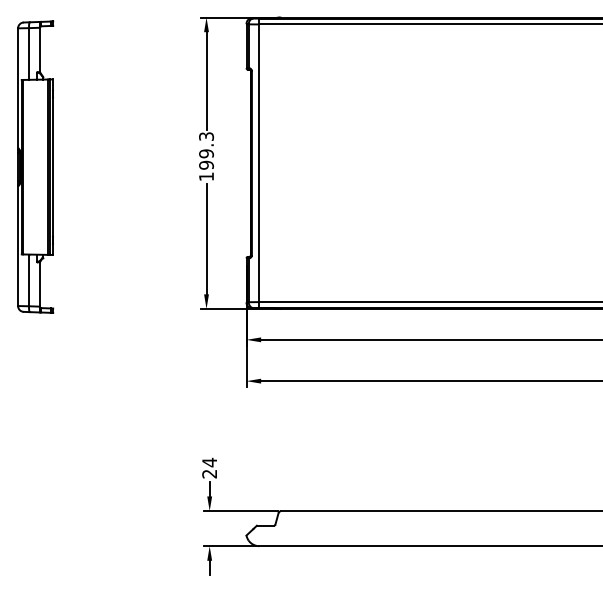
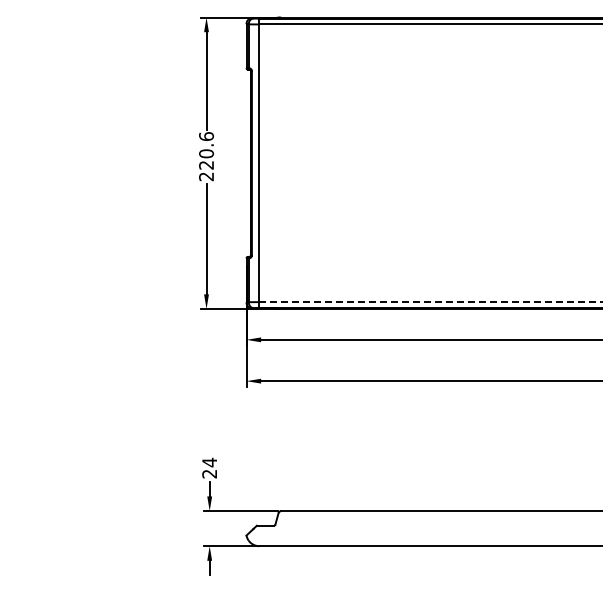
text: 199.3 -> 220.6 (206, 156)
part: present -> none (35, 166)
line: solid -> dashed (431, 302)
